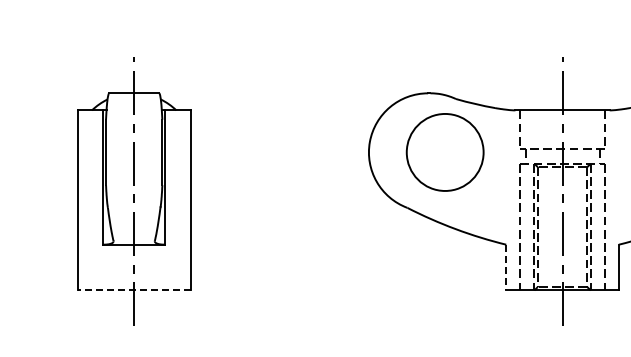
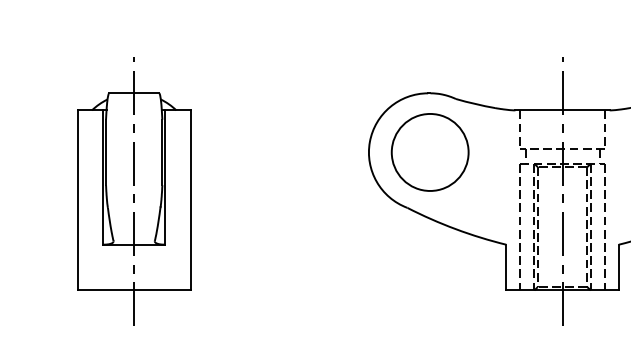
part position: (444, 152) -> (429, 152) (429, 152)
line: dashed -> solid (506, 267)
line: dashed -> solid (133, 290)
